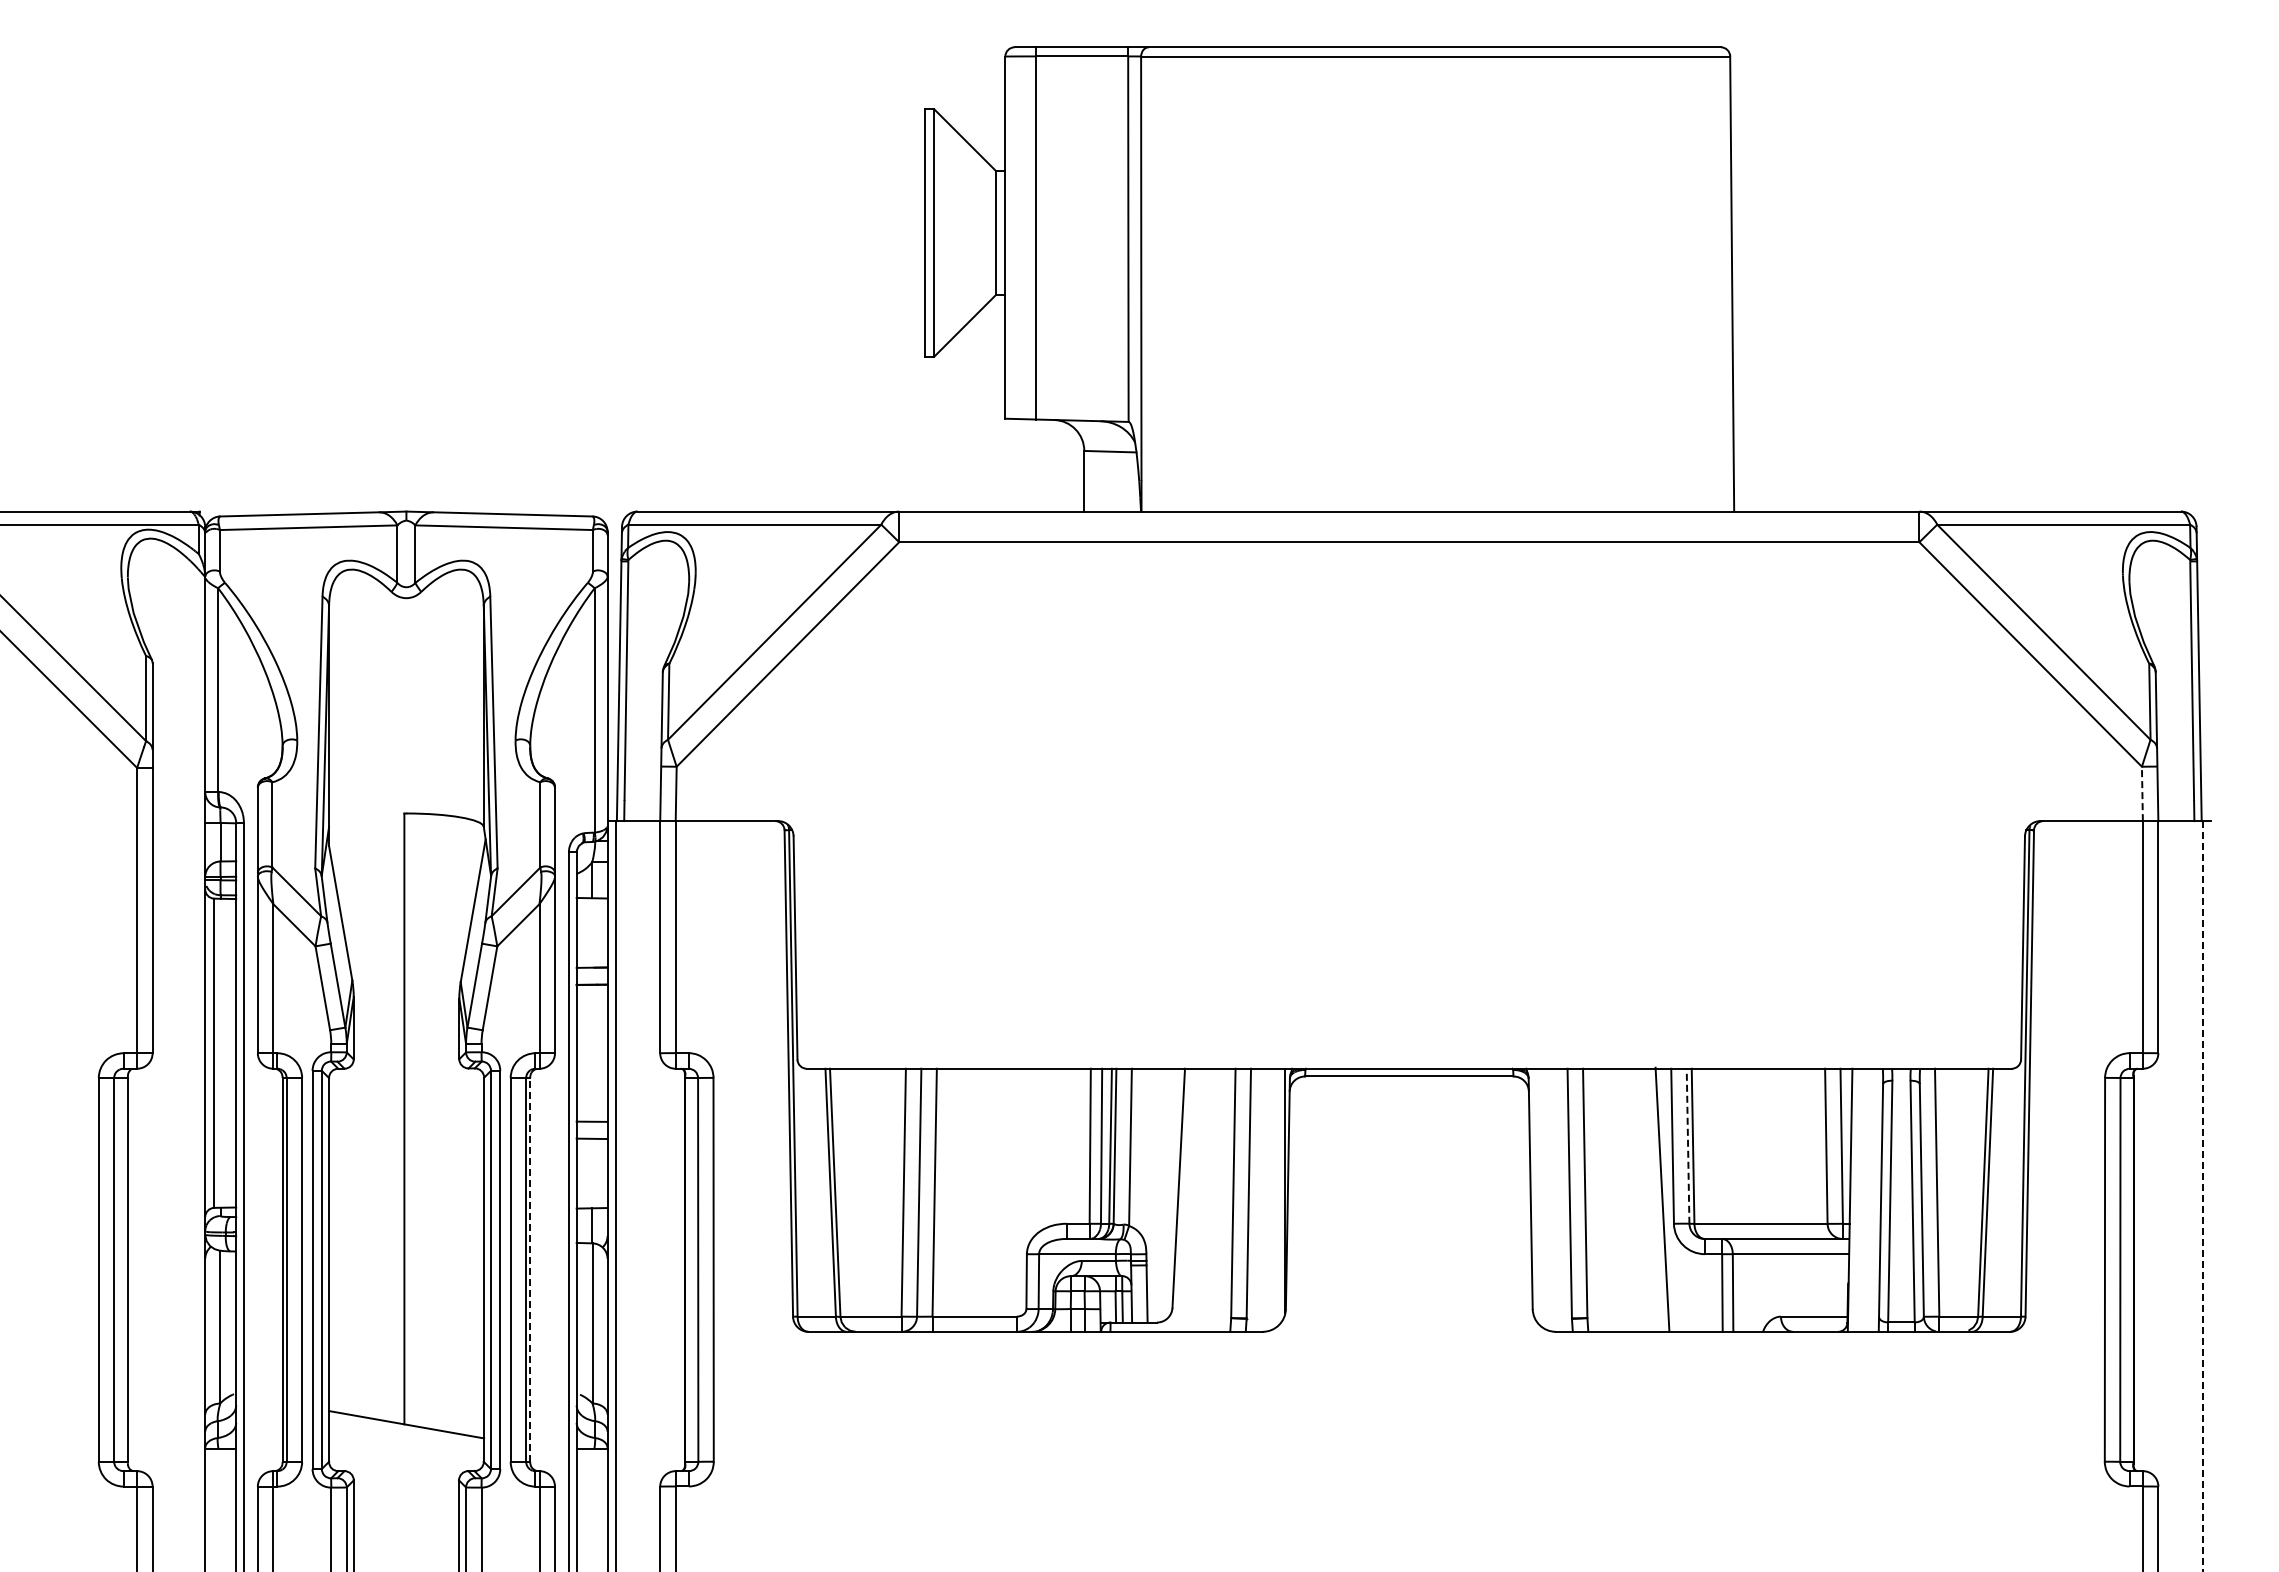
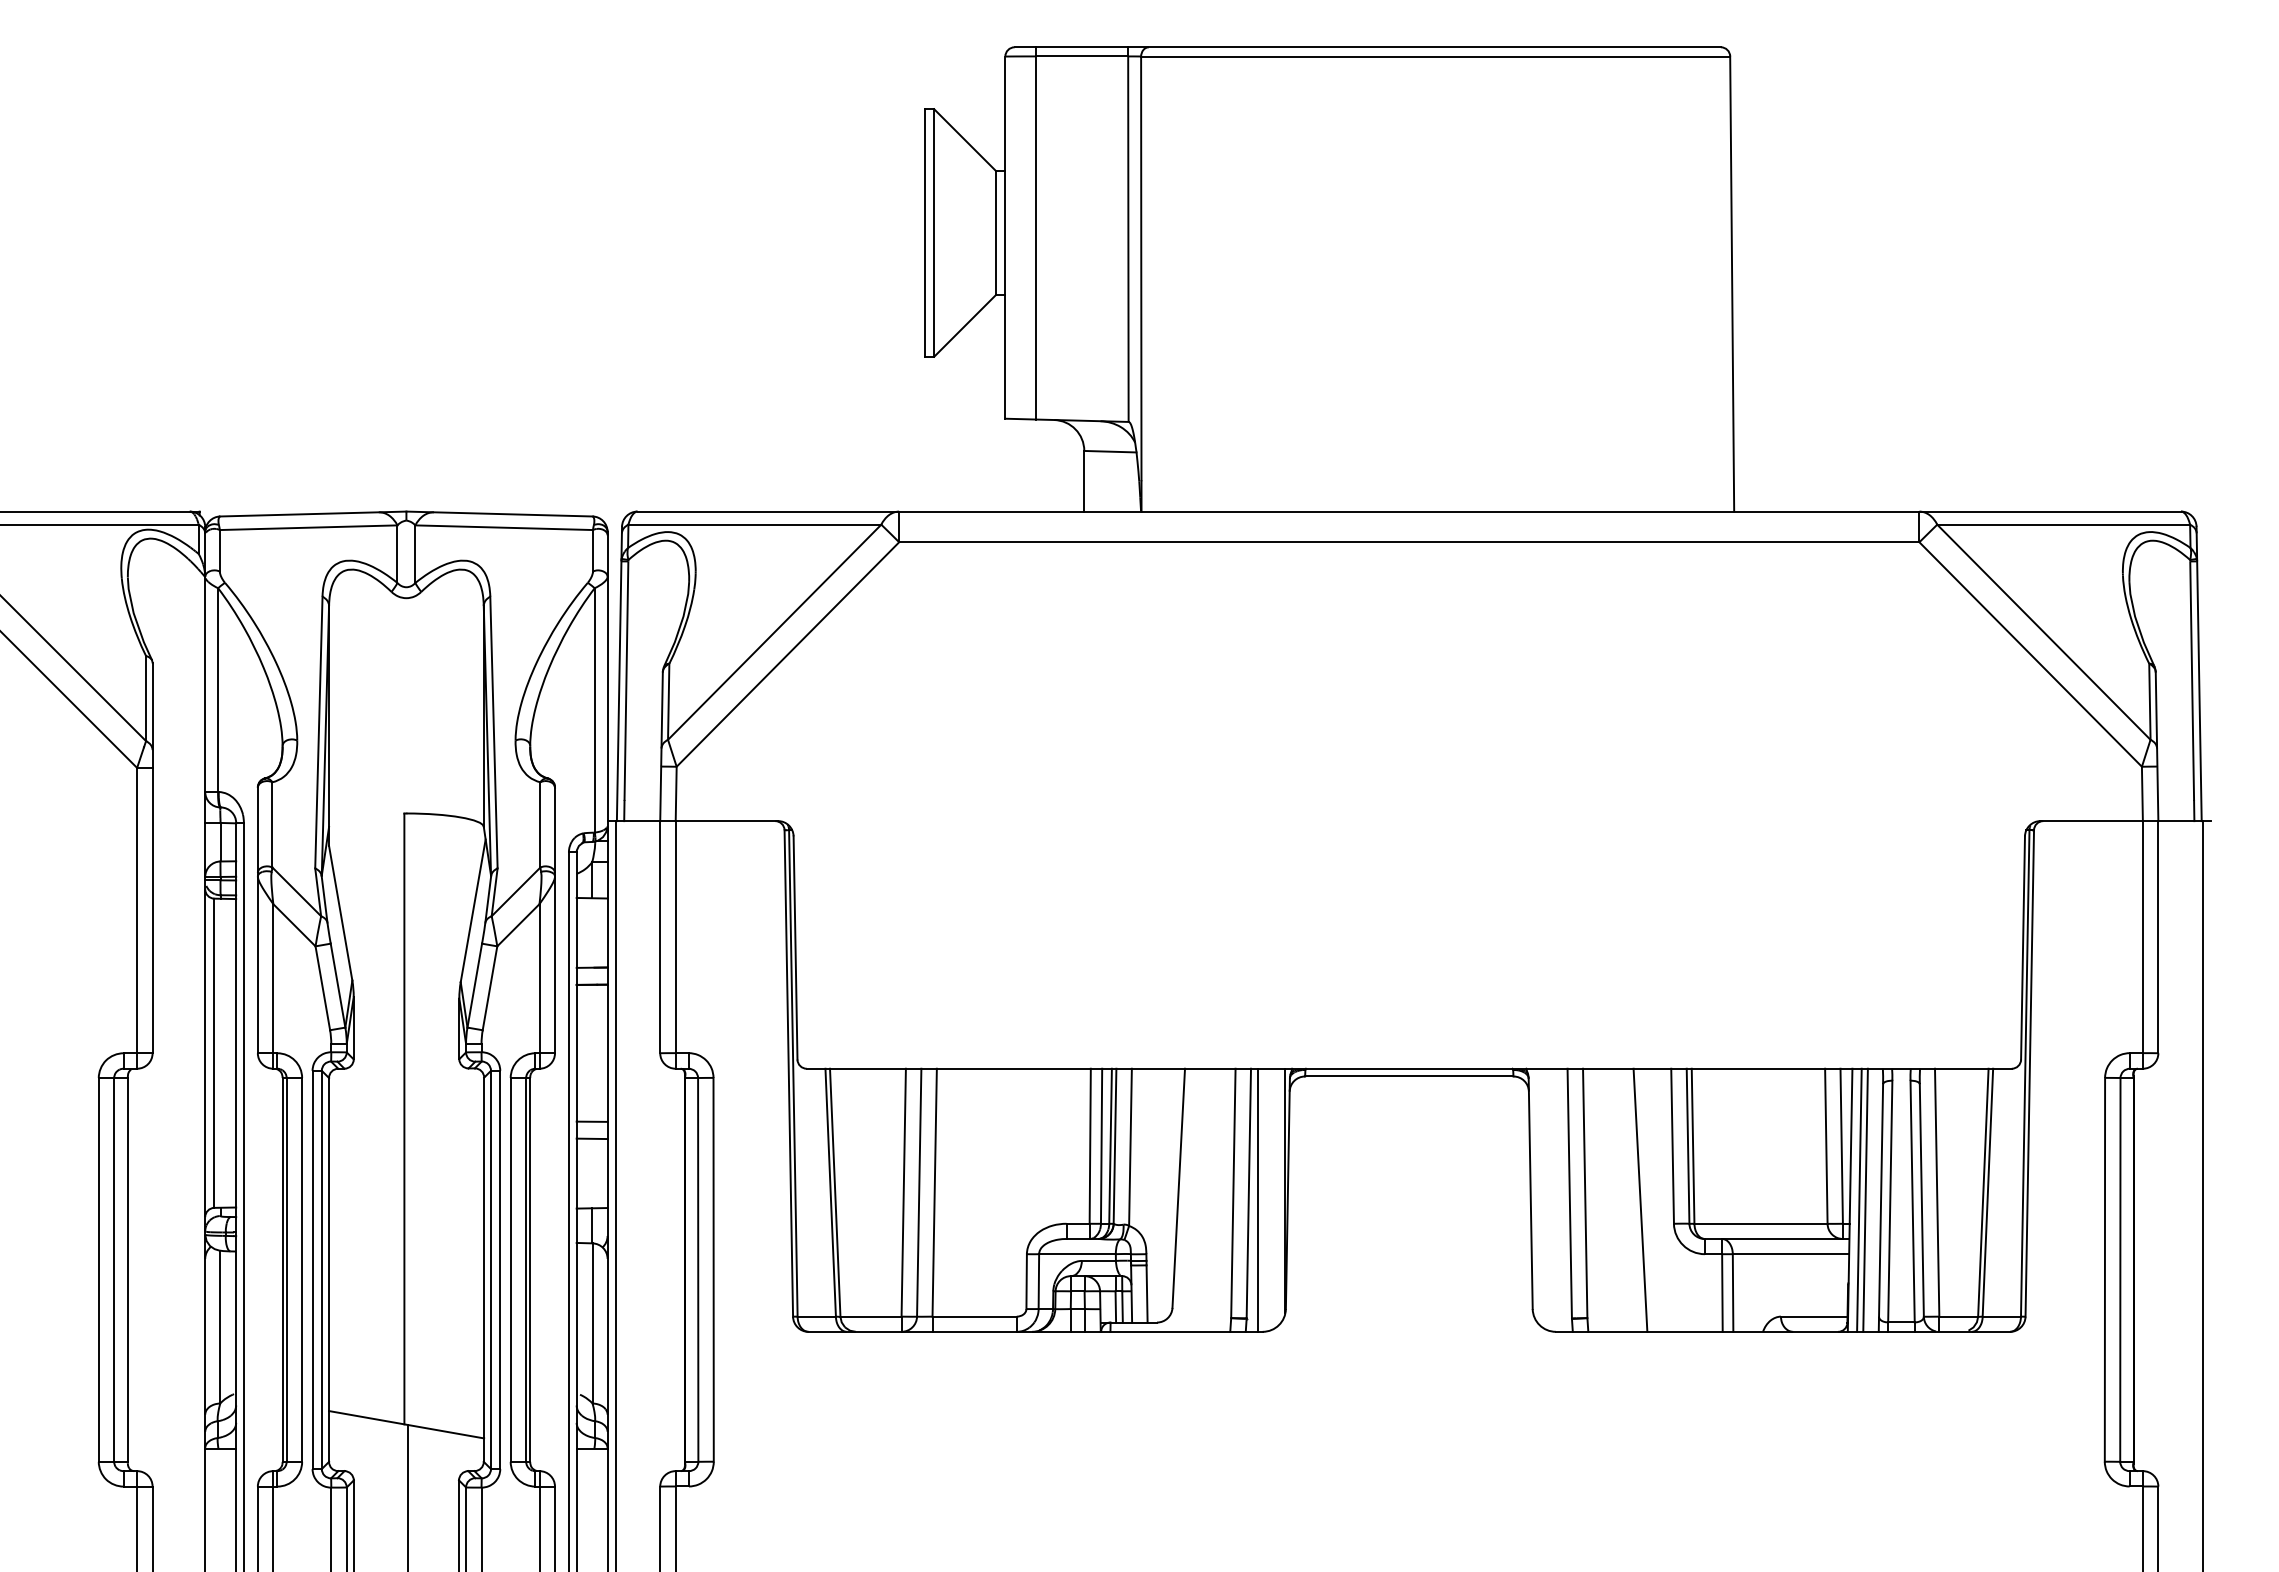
line: dashed -> solid (2142, 793)
line: dashed -> solid (1688, 1146)
line: dashed -> solid (2202, 1197)
line position: (1662, 1198) -> (1640, 1199) (1640, 1199)
line: none -> present (1258, 1199)
line: none -> present (1859, 1199)
line: none -> present (1865, 1199)
line: dashed -> solid (530, 1269)
line: none -> present (408, 1496)
